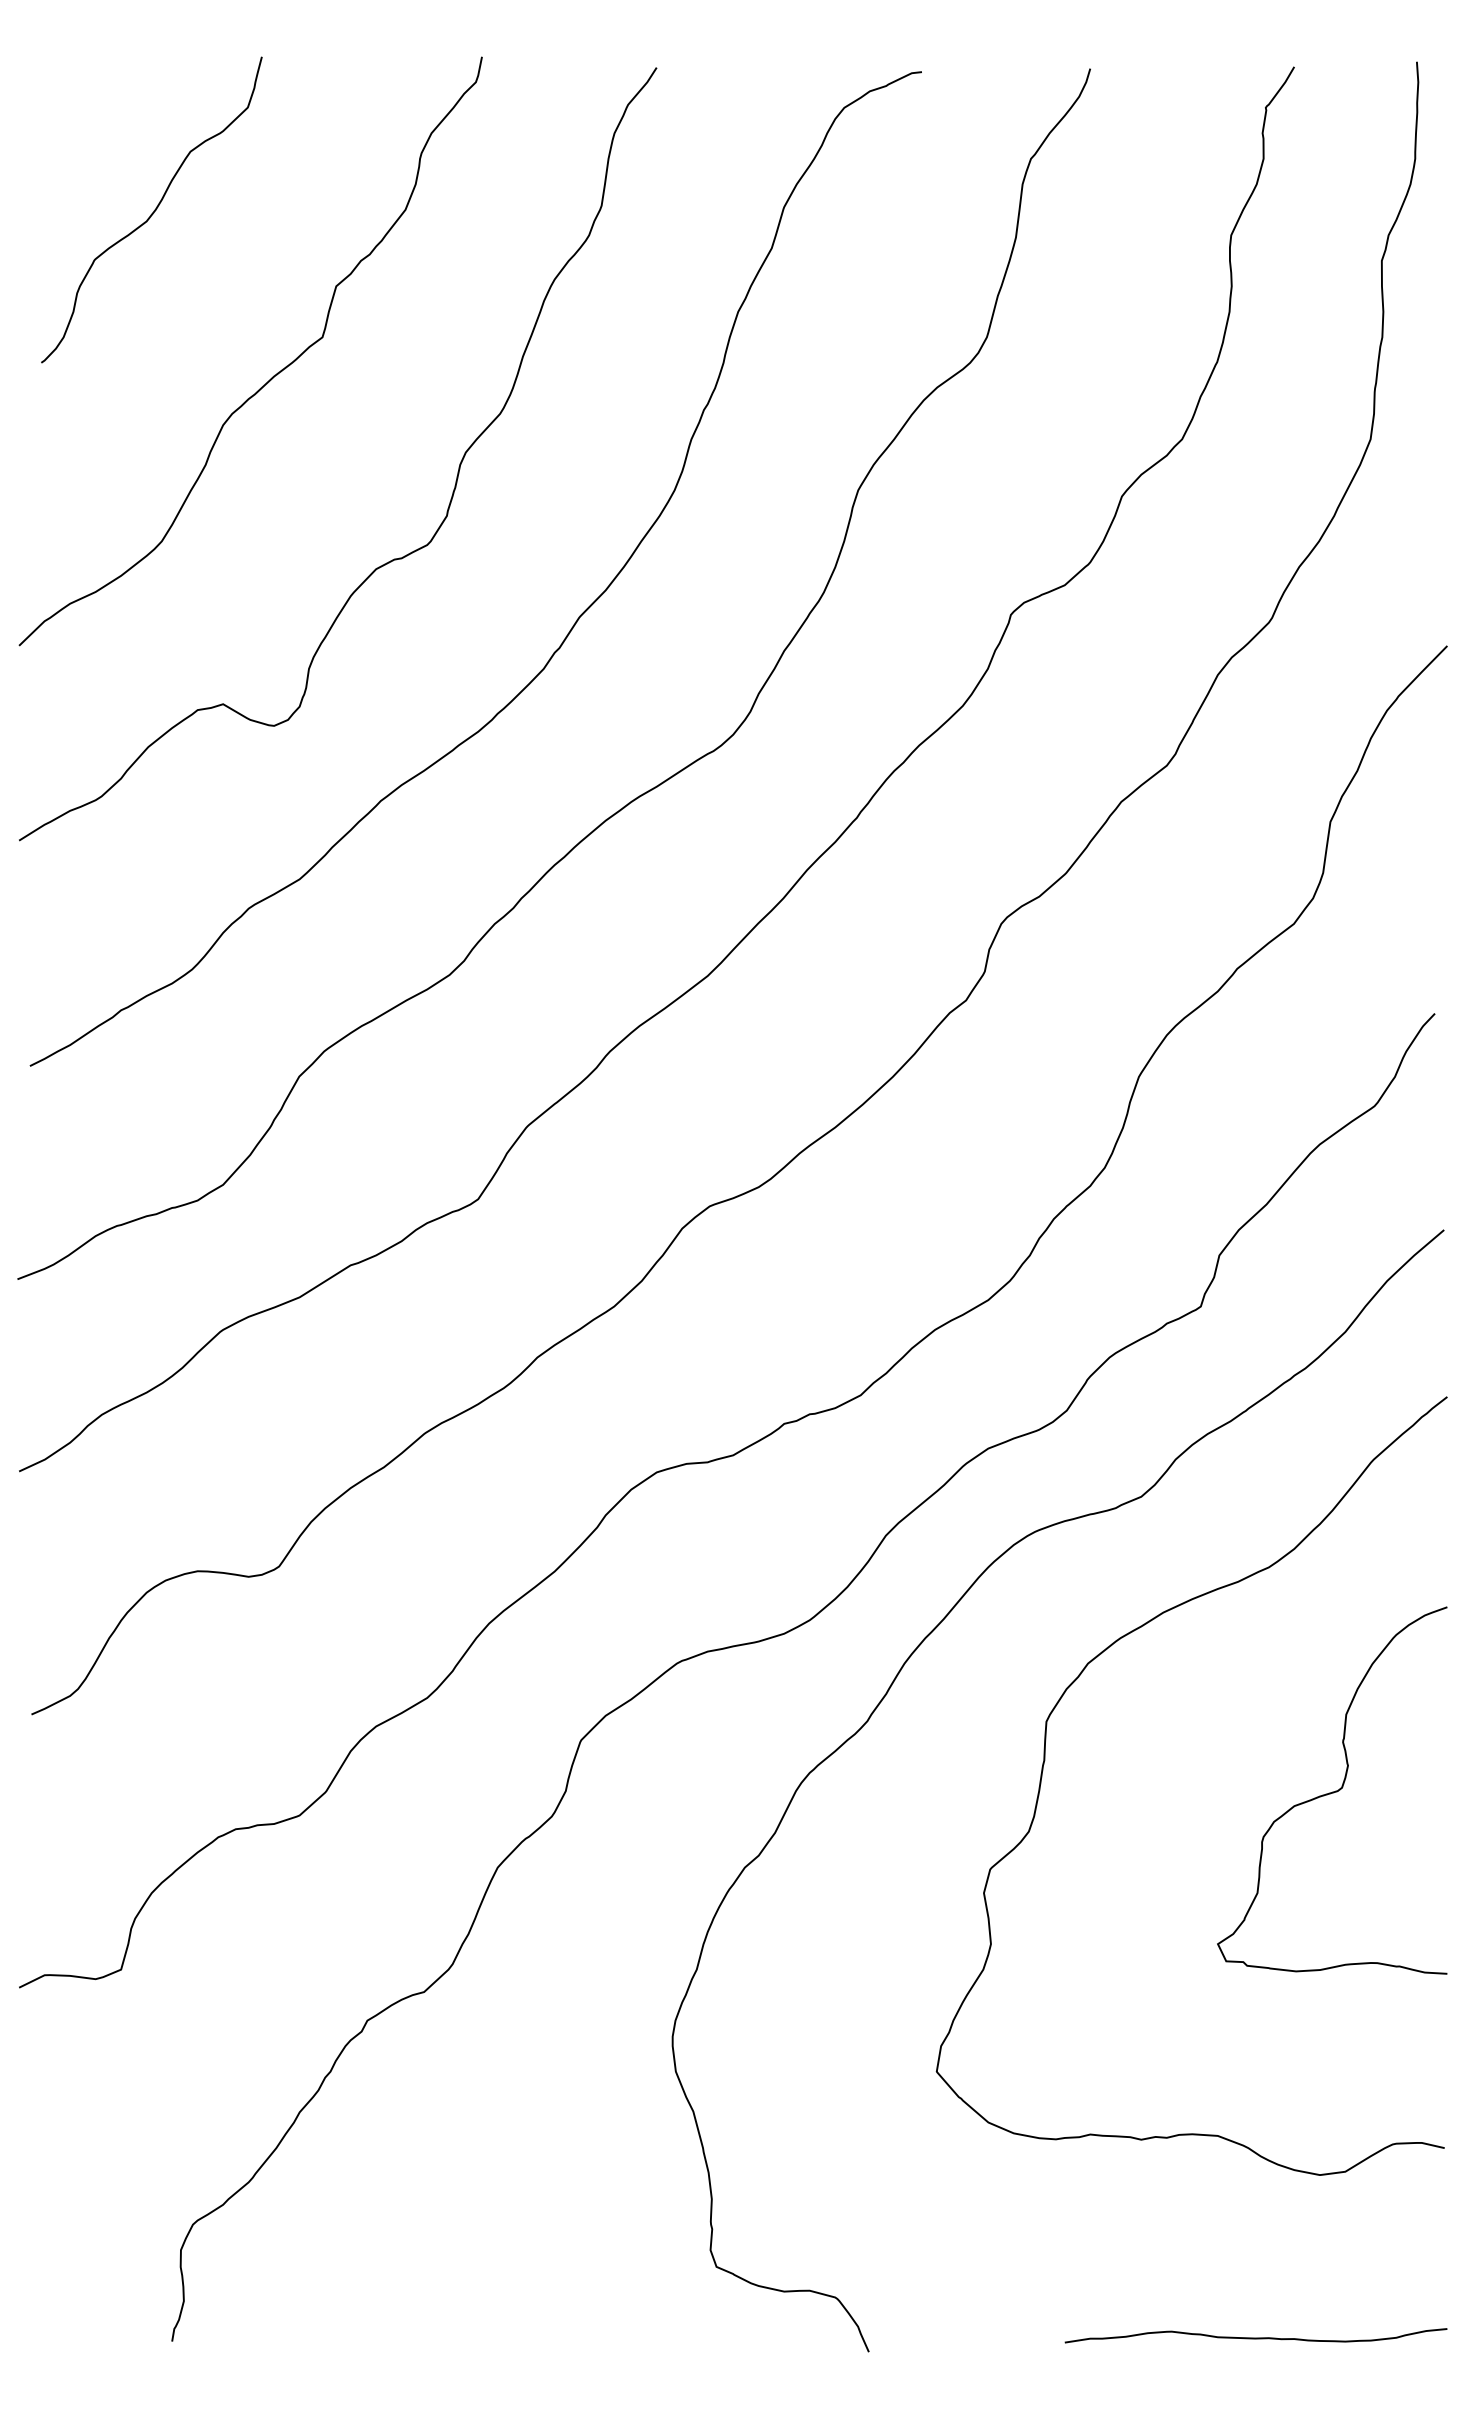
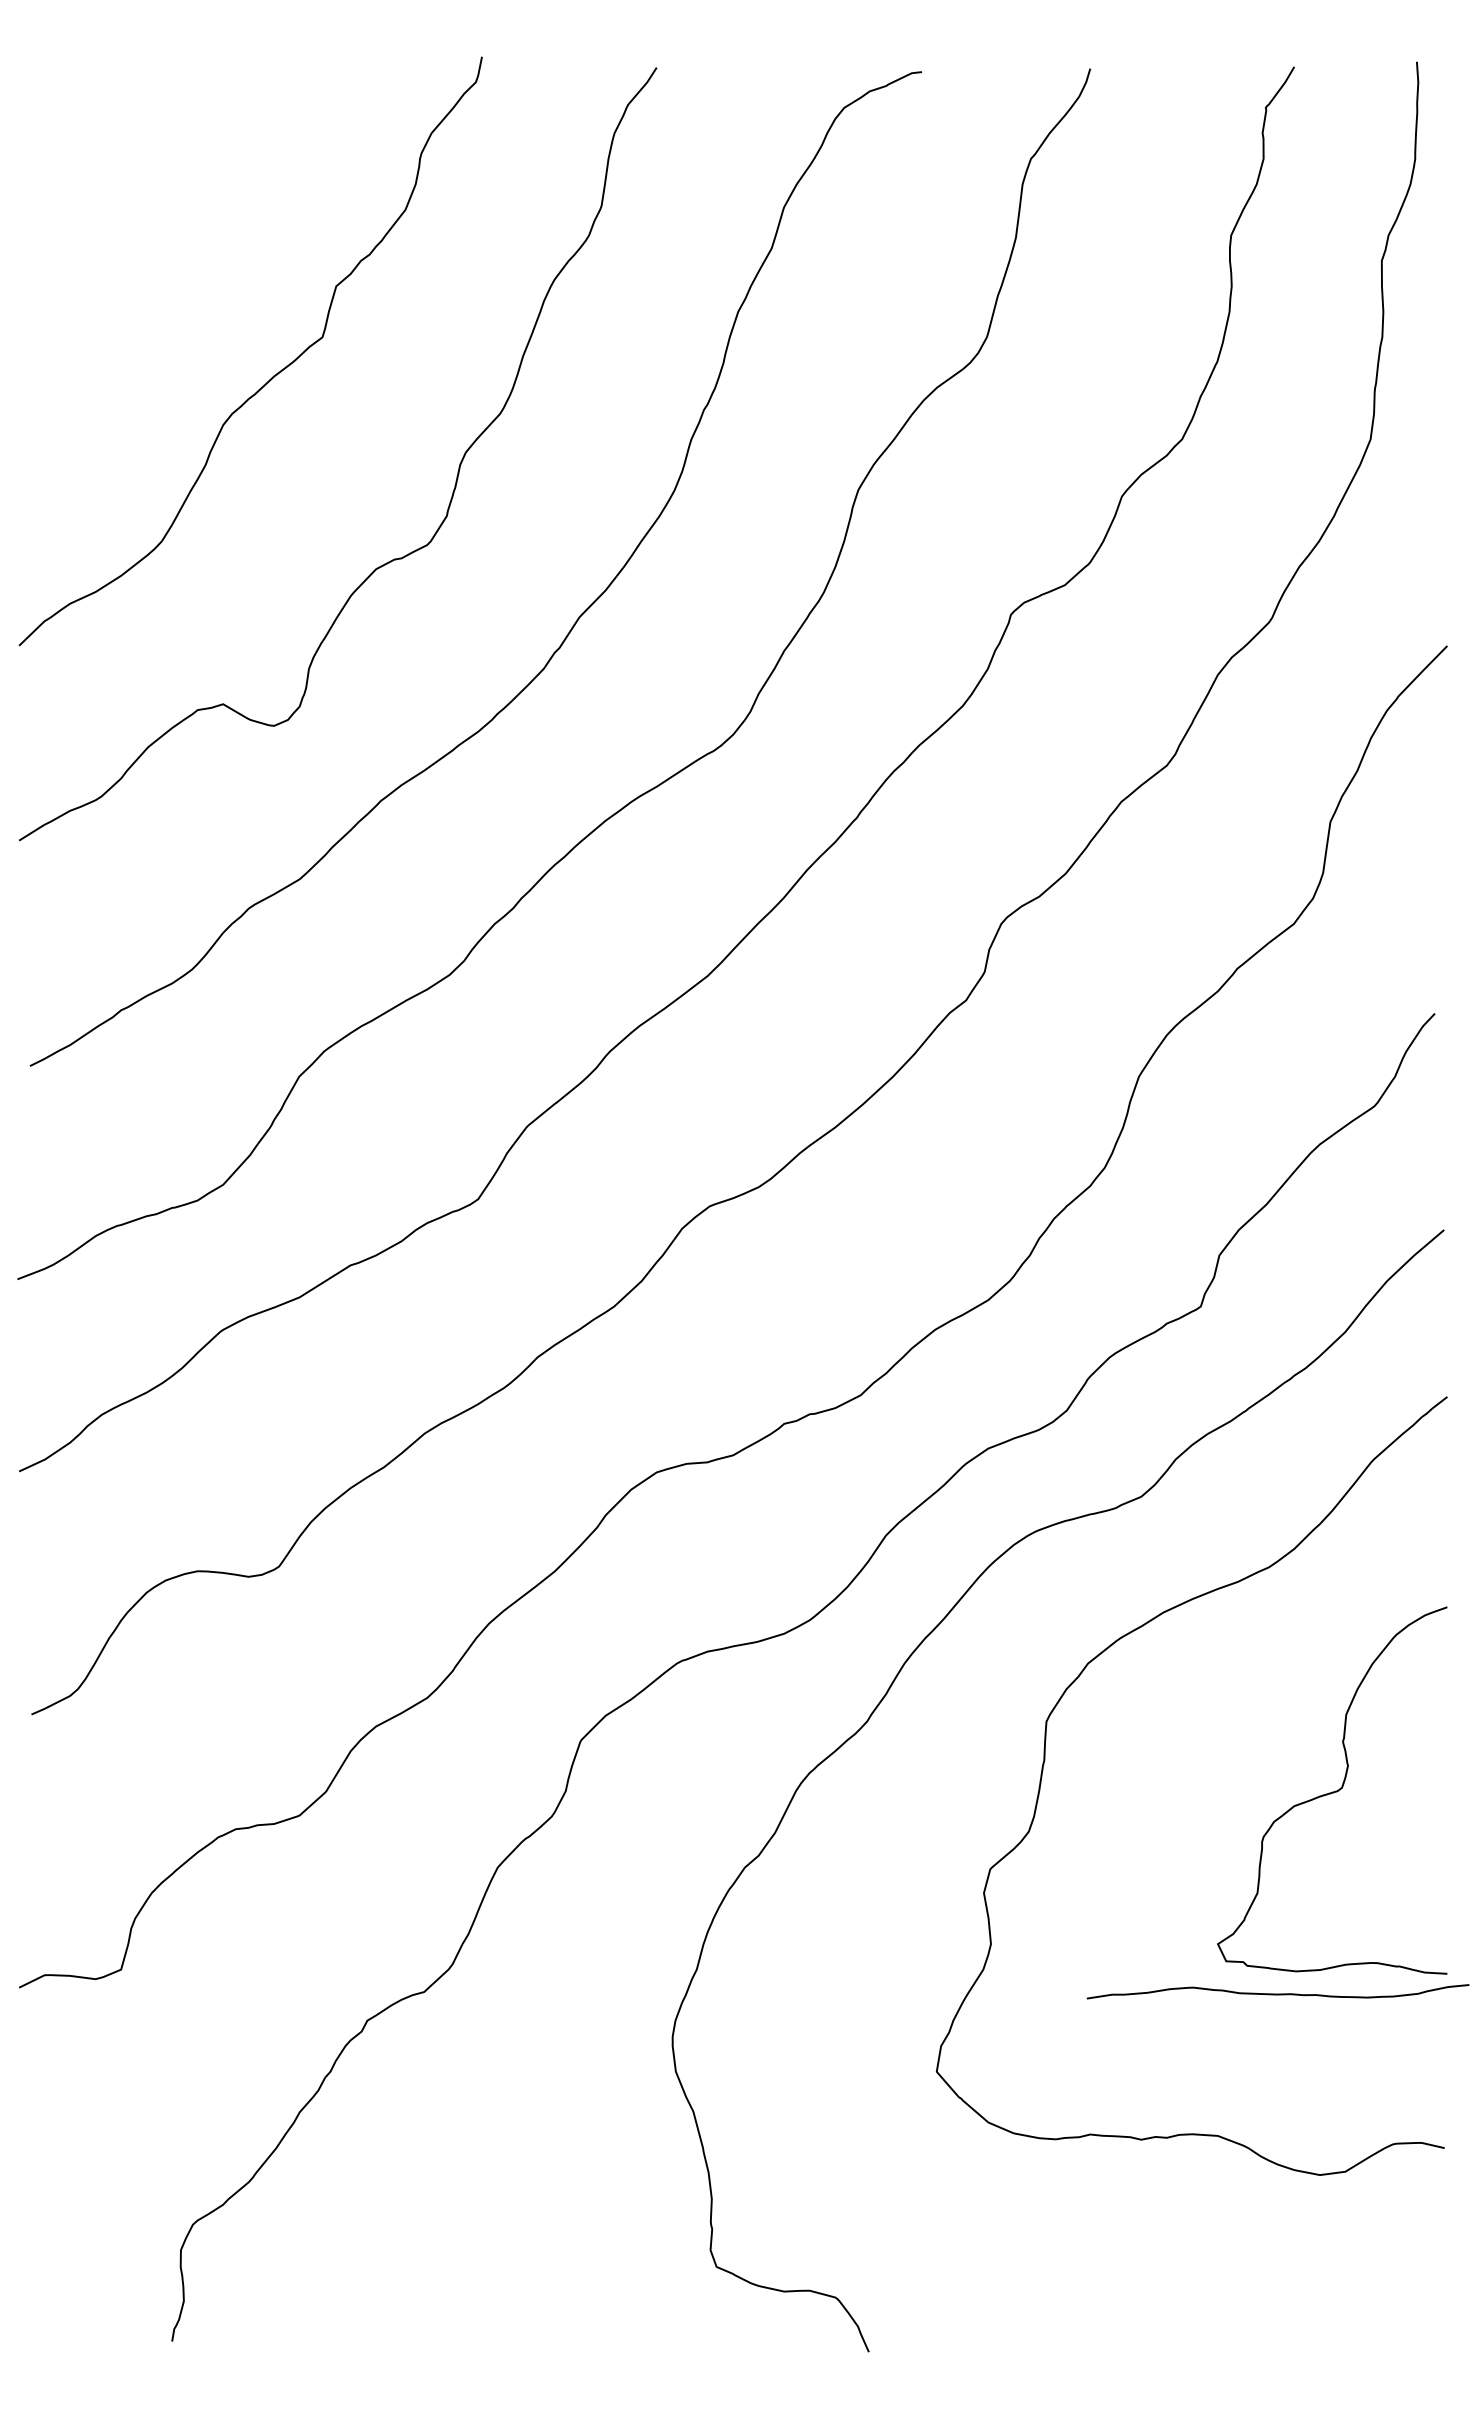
curve: present -> none (153, 211)
curve position: (1255, 2337) -> (1277, 1993) (1277, 1993)
